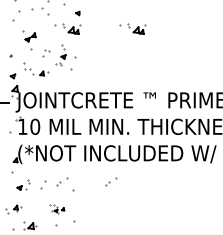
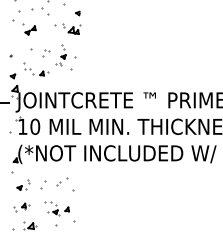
part: present -> none (132, 28)
part position: (29, 36) -> (29, 29) (29, 29)
part: present -> none (111, 181)
part position: (13, 209) -> (21, 207) (21, 207)
part size: 17x11 px -> 26x16 px (56, 208)
